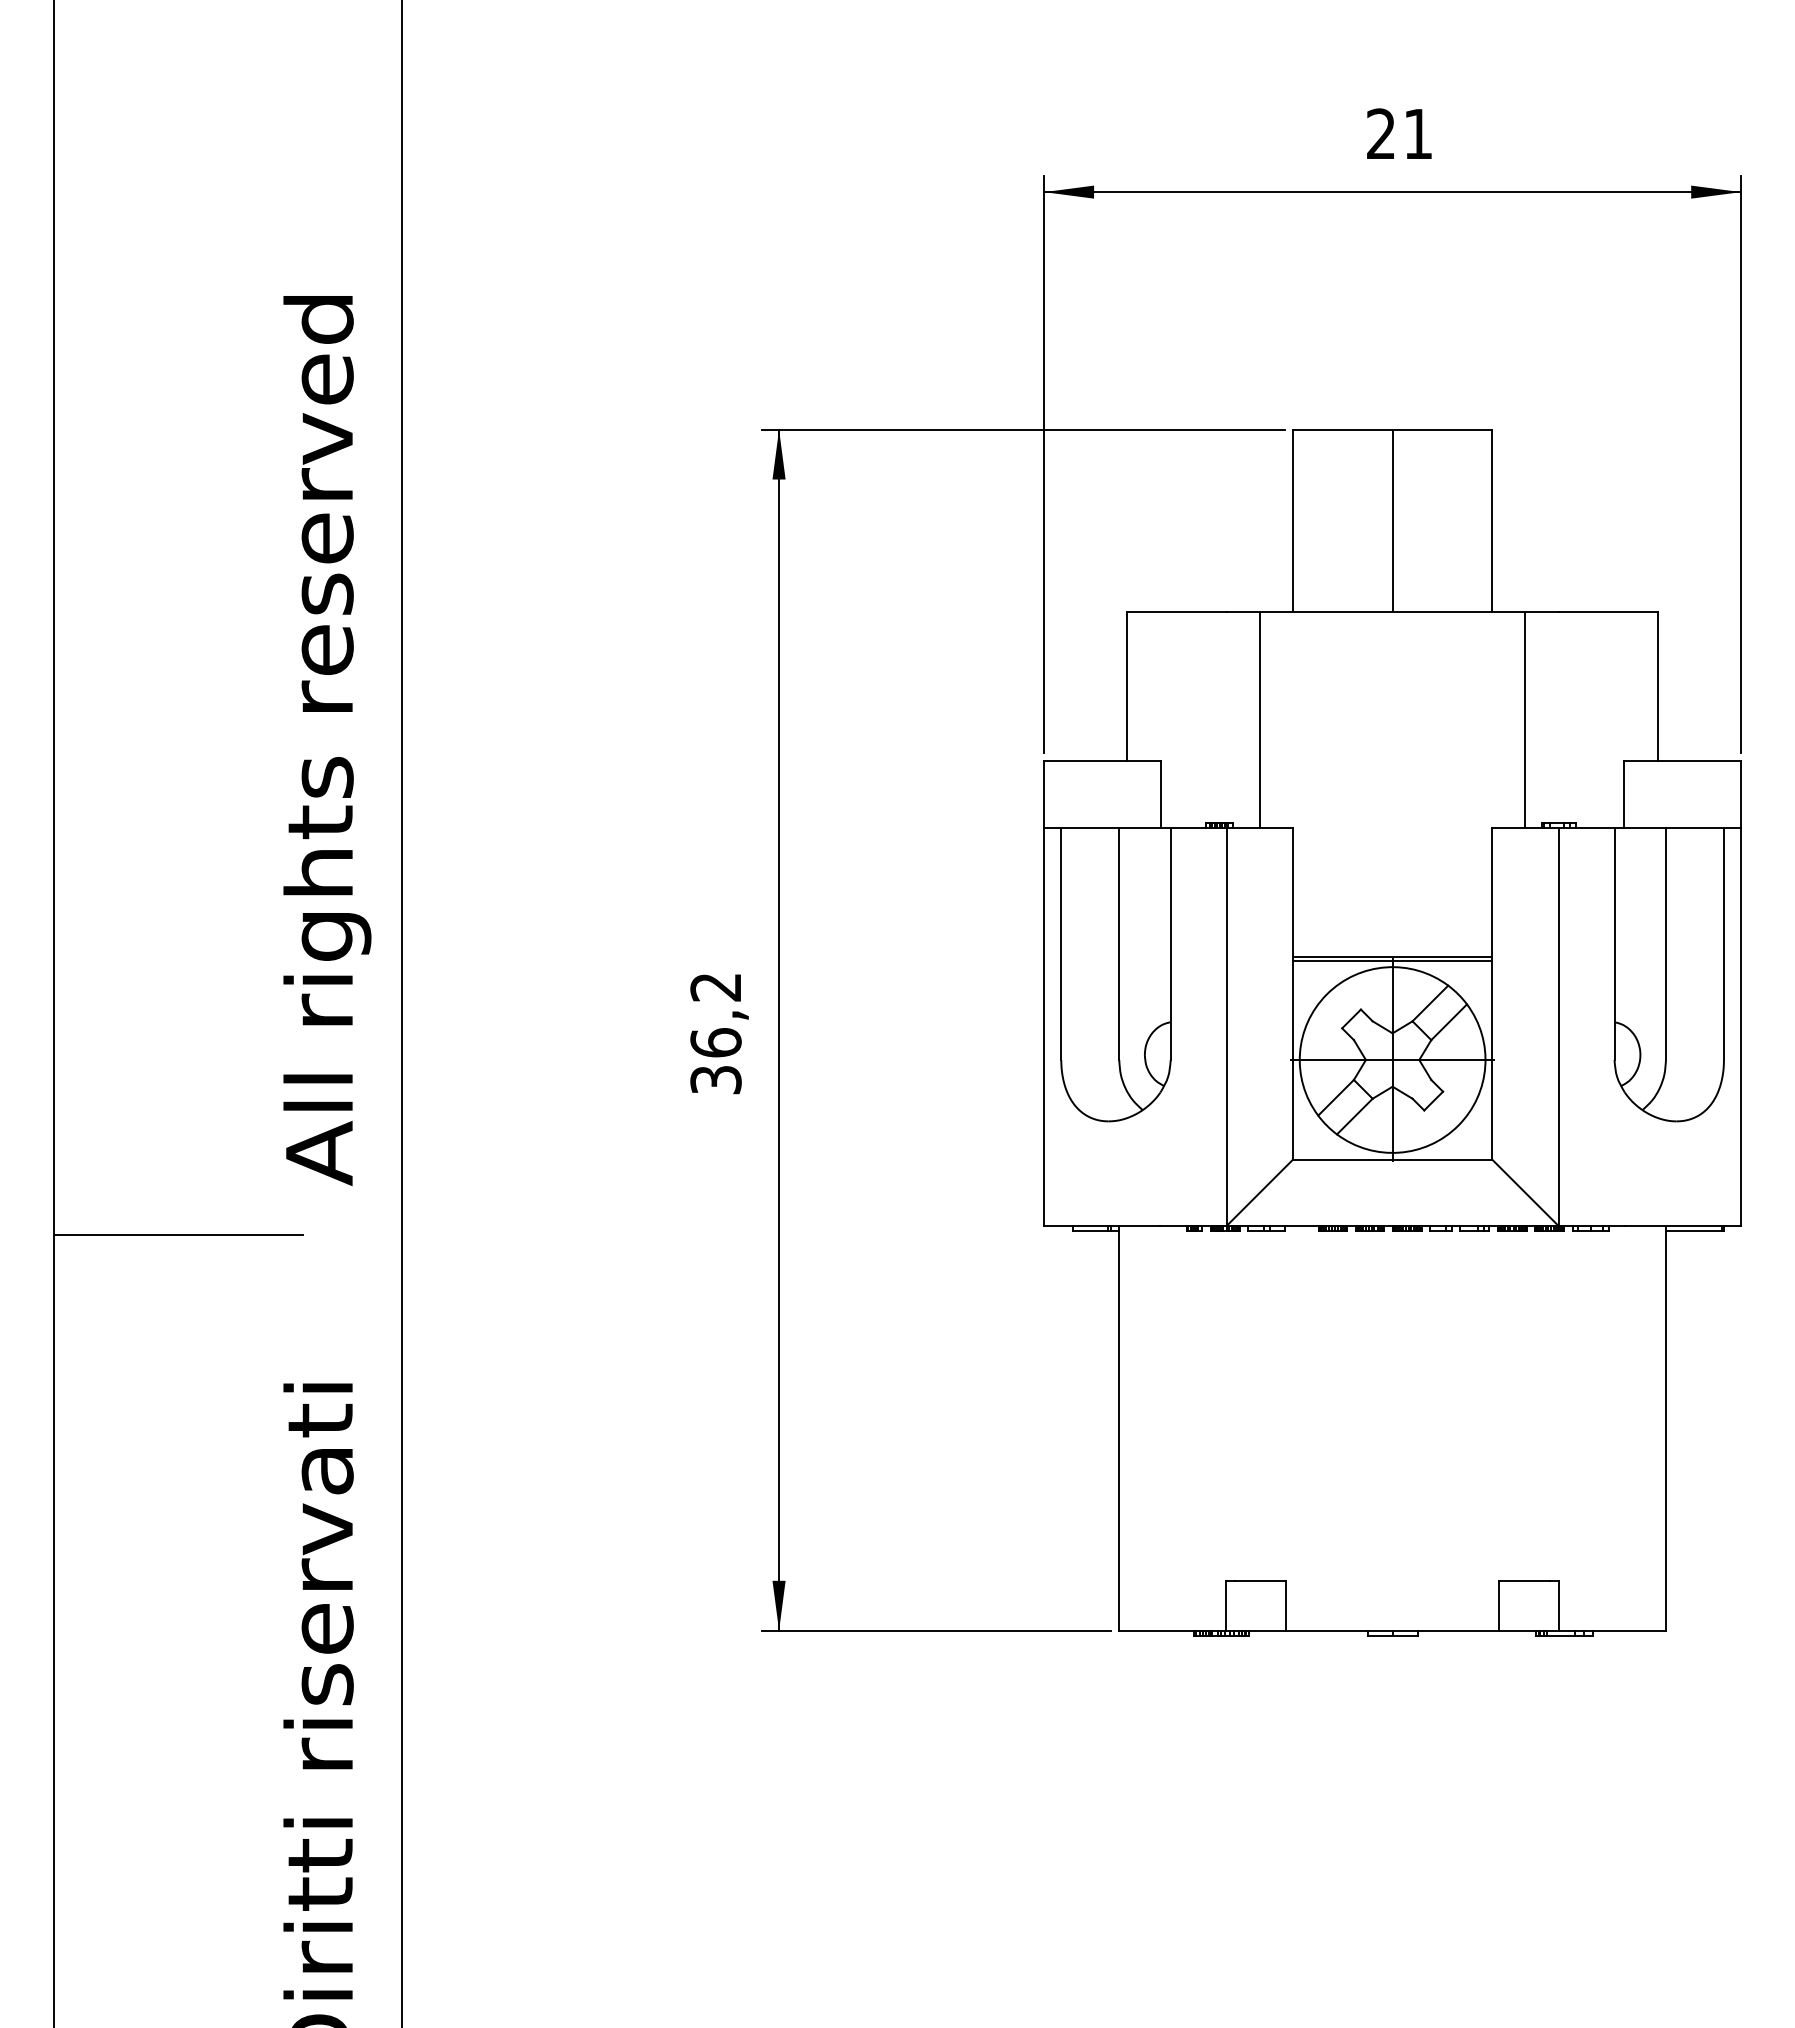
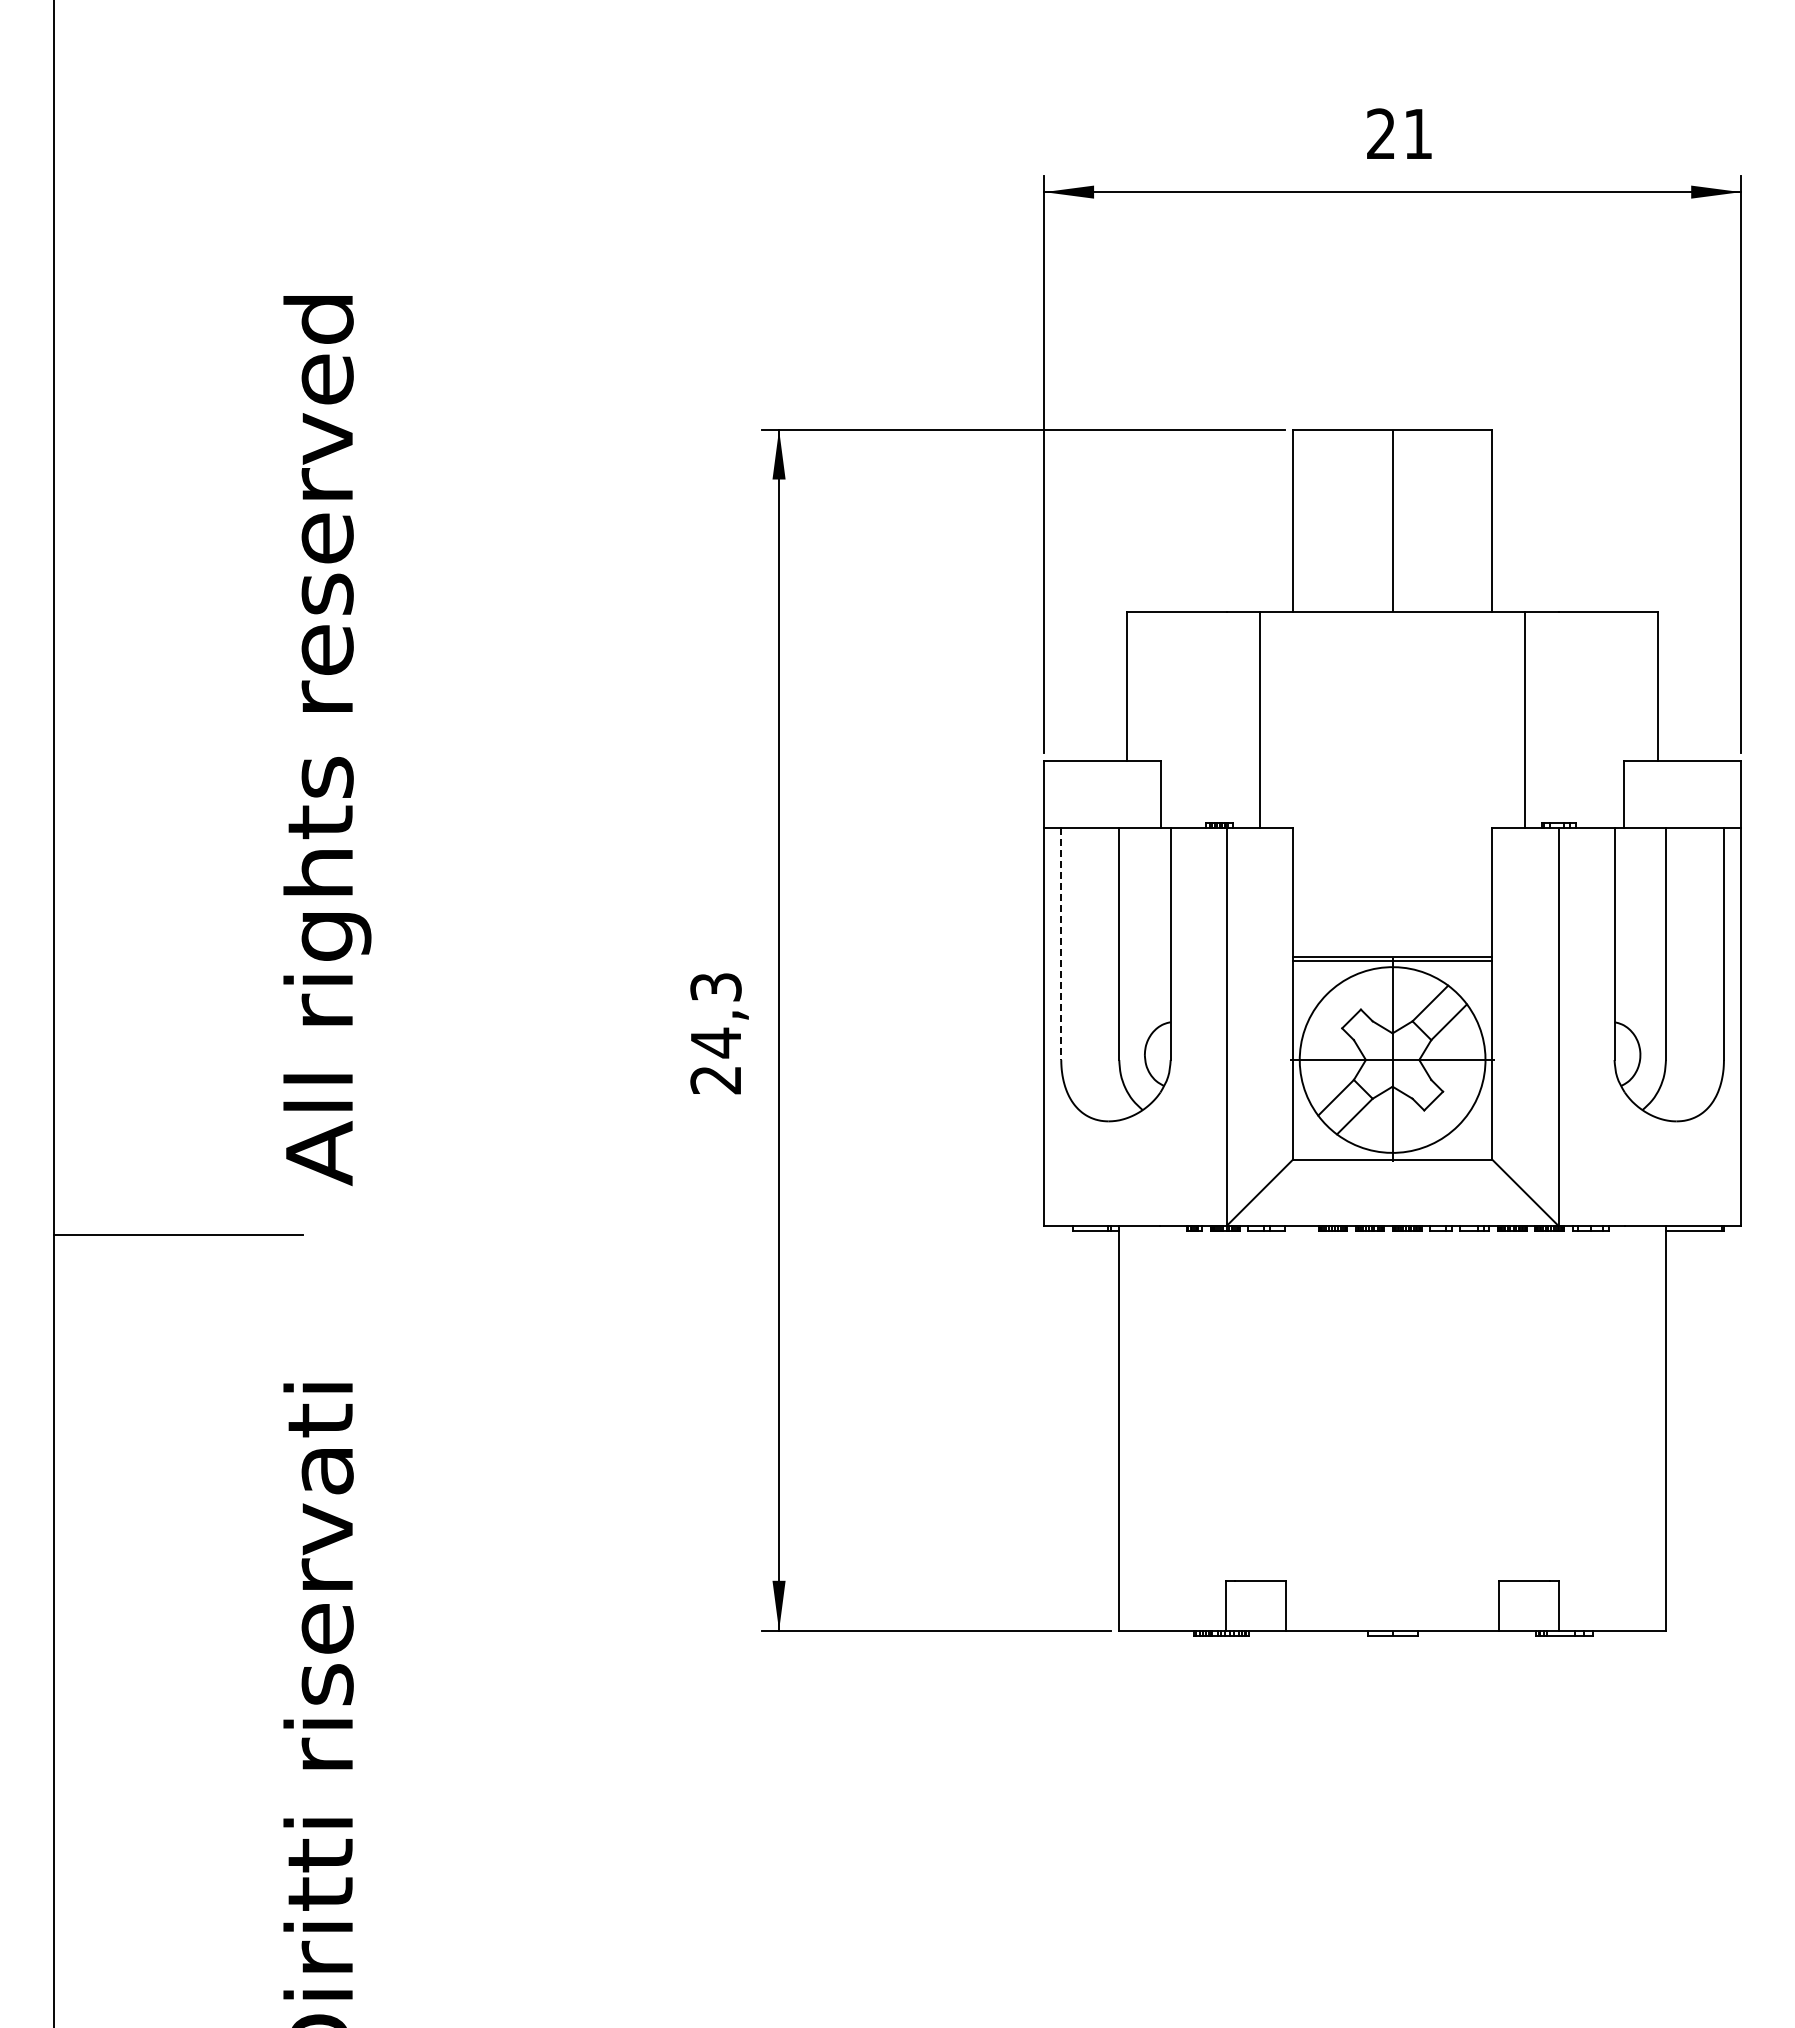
line: solid -> dashed (1061, 944)
line: present -> none (402, 1013)
text: 36,2 -> 24,3 (715, 1033)
